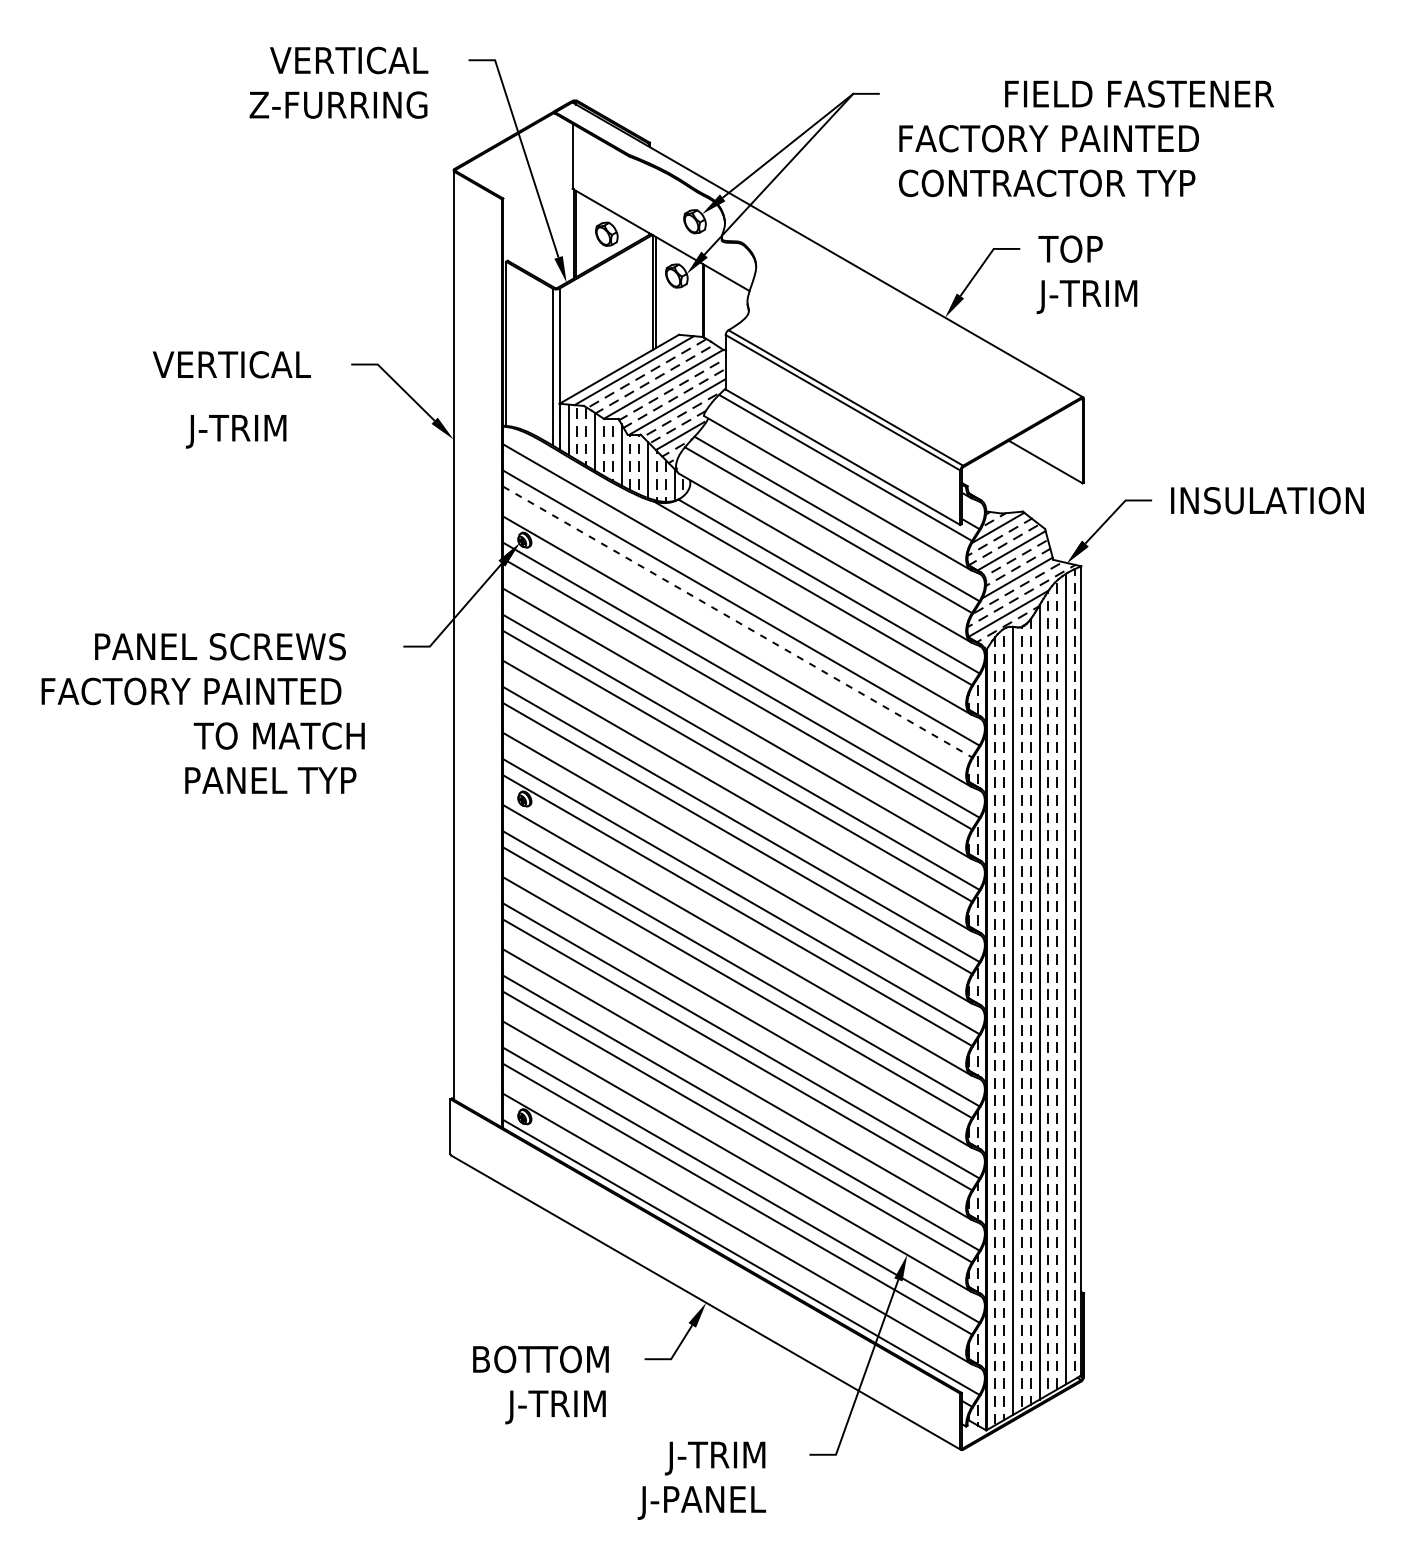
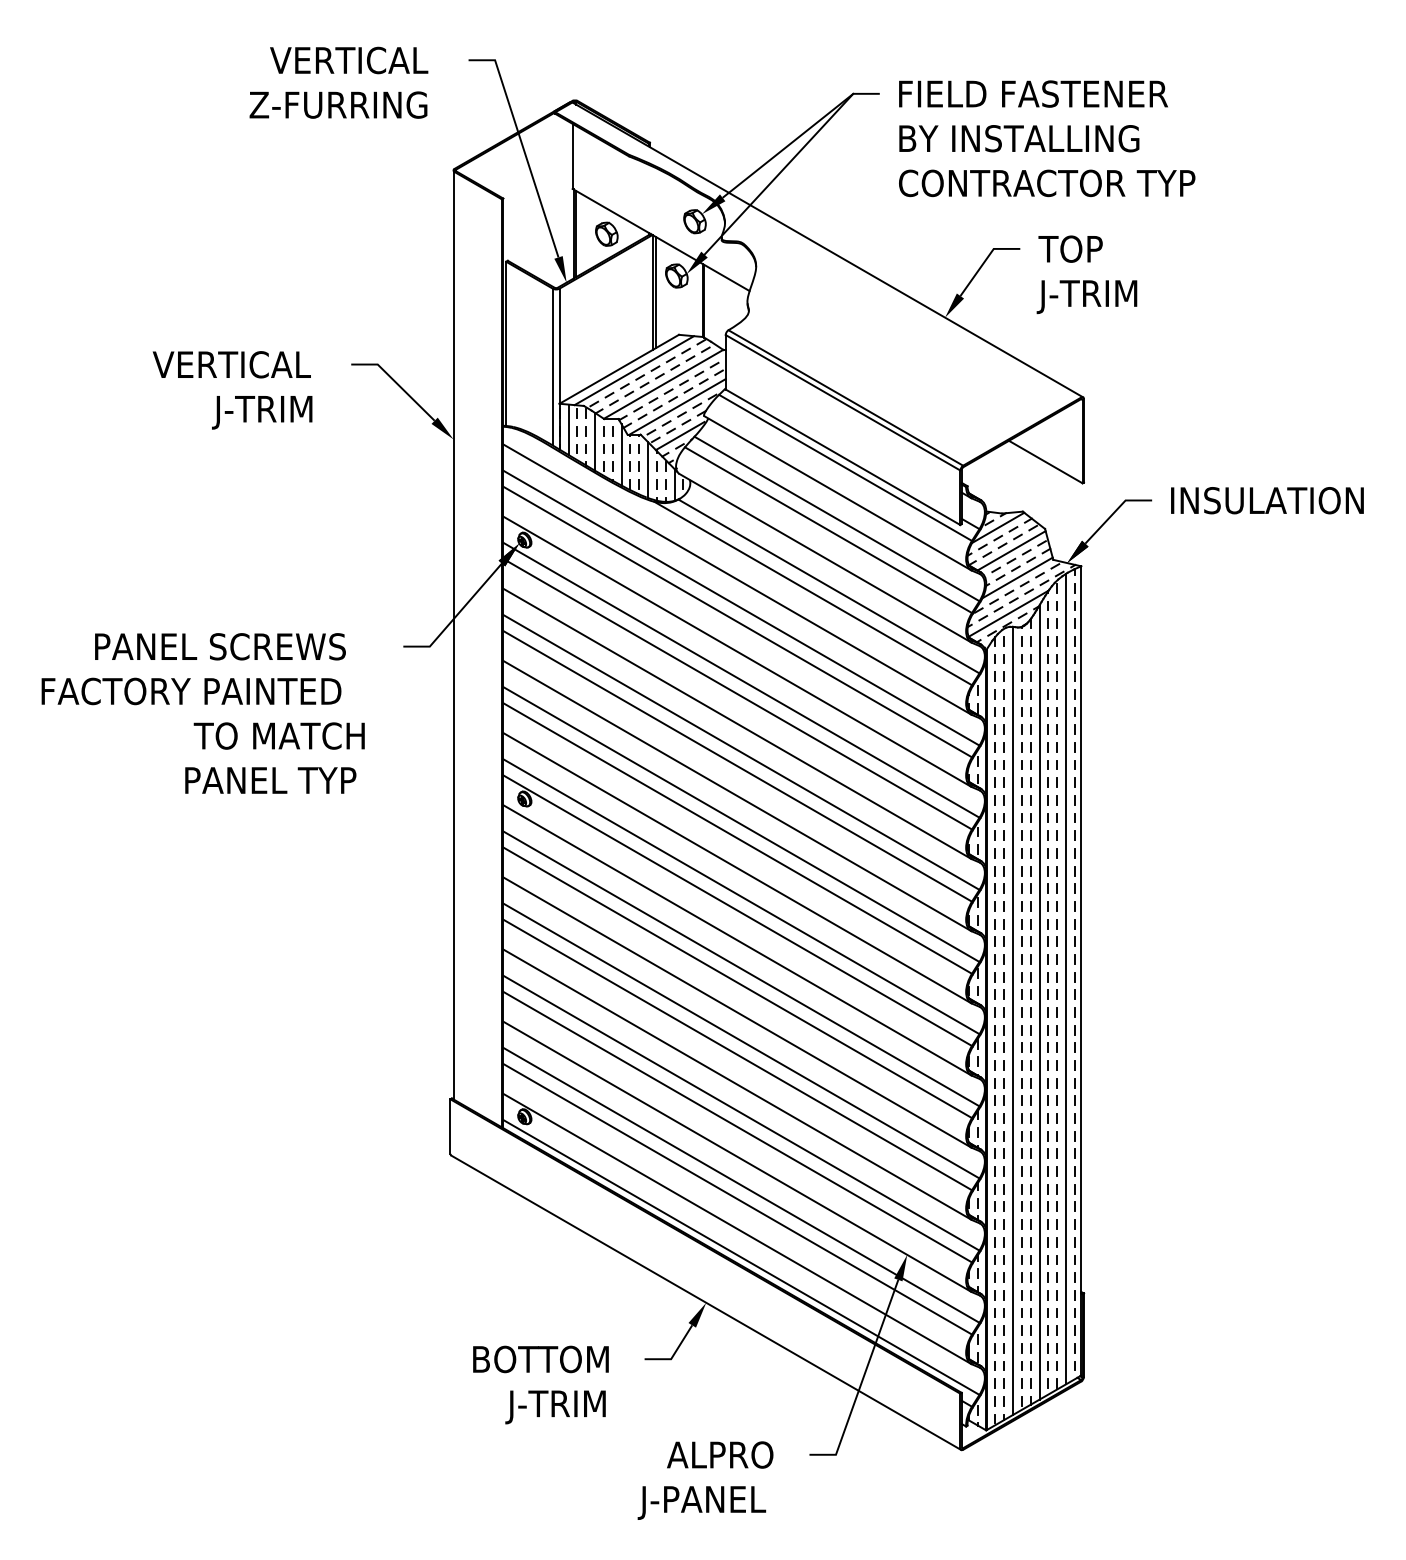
text position: (1139, 93) -> (1033, 93) (1033, 93)
text: FACTORY PAINTED -> BY INSTALLING (1050, 138)
text position: (236, 431) -> (262, 412) (262, 412)
line: dashed -> solid (737, 622)
text: J-TRIM -> ALPRO (718, 1458)
